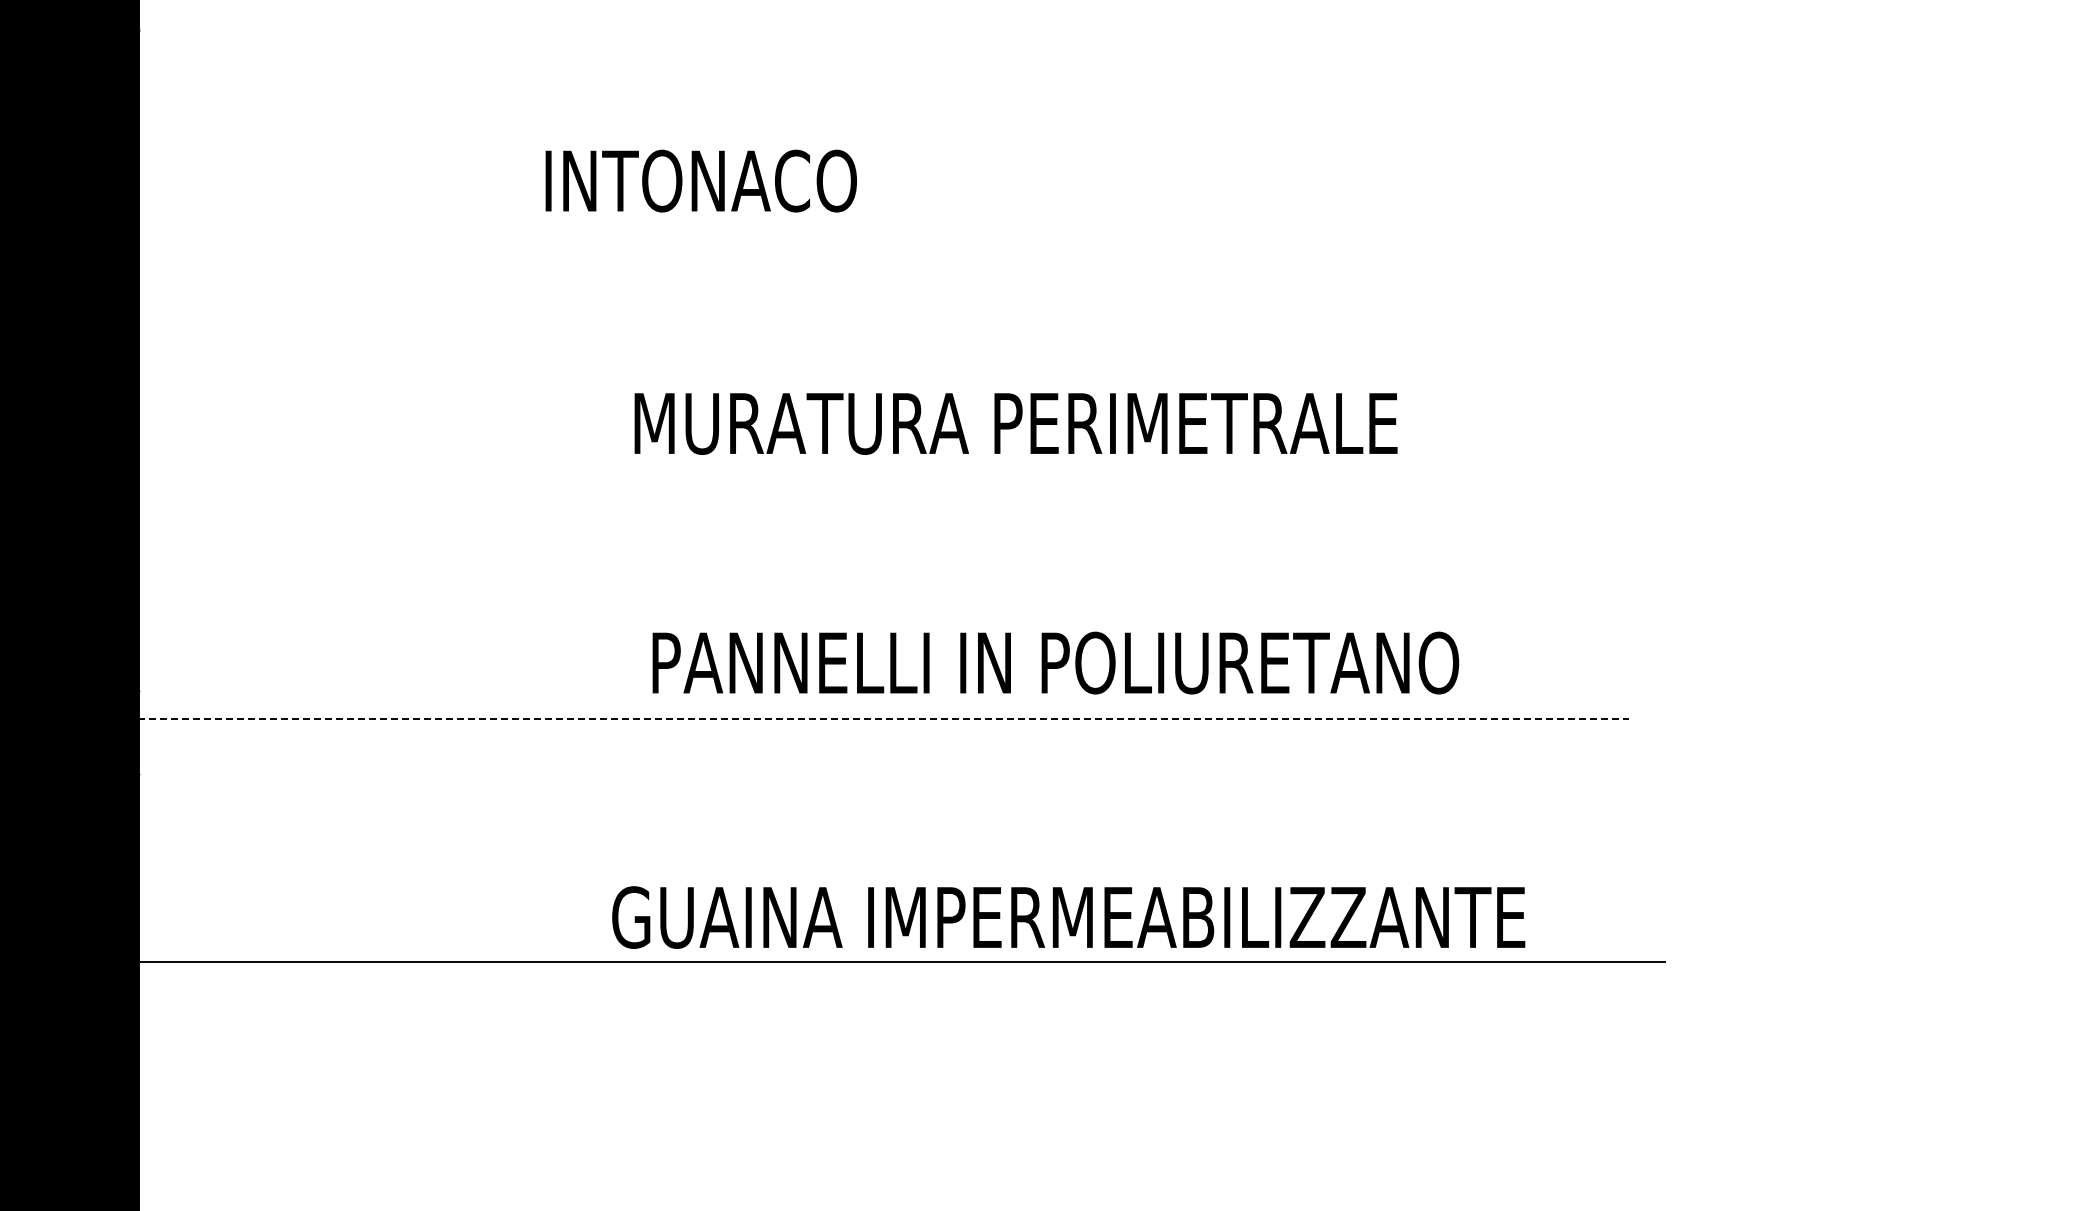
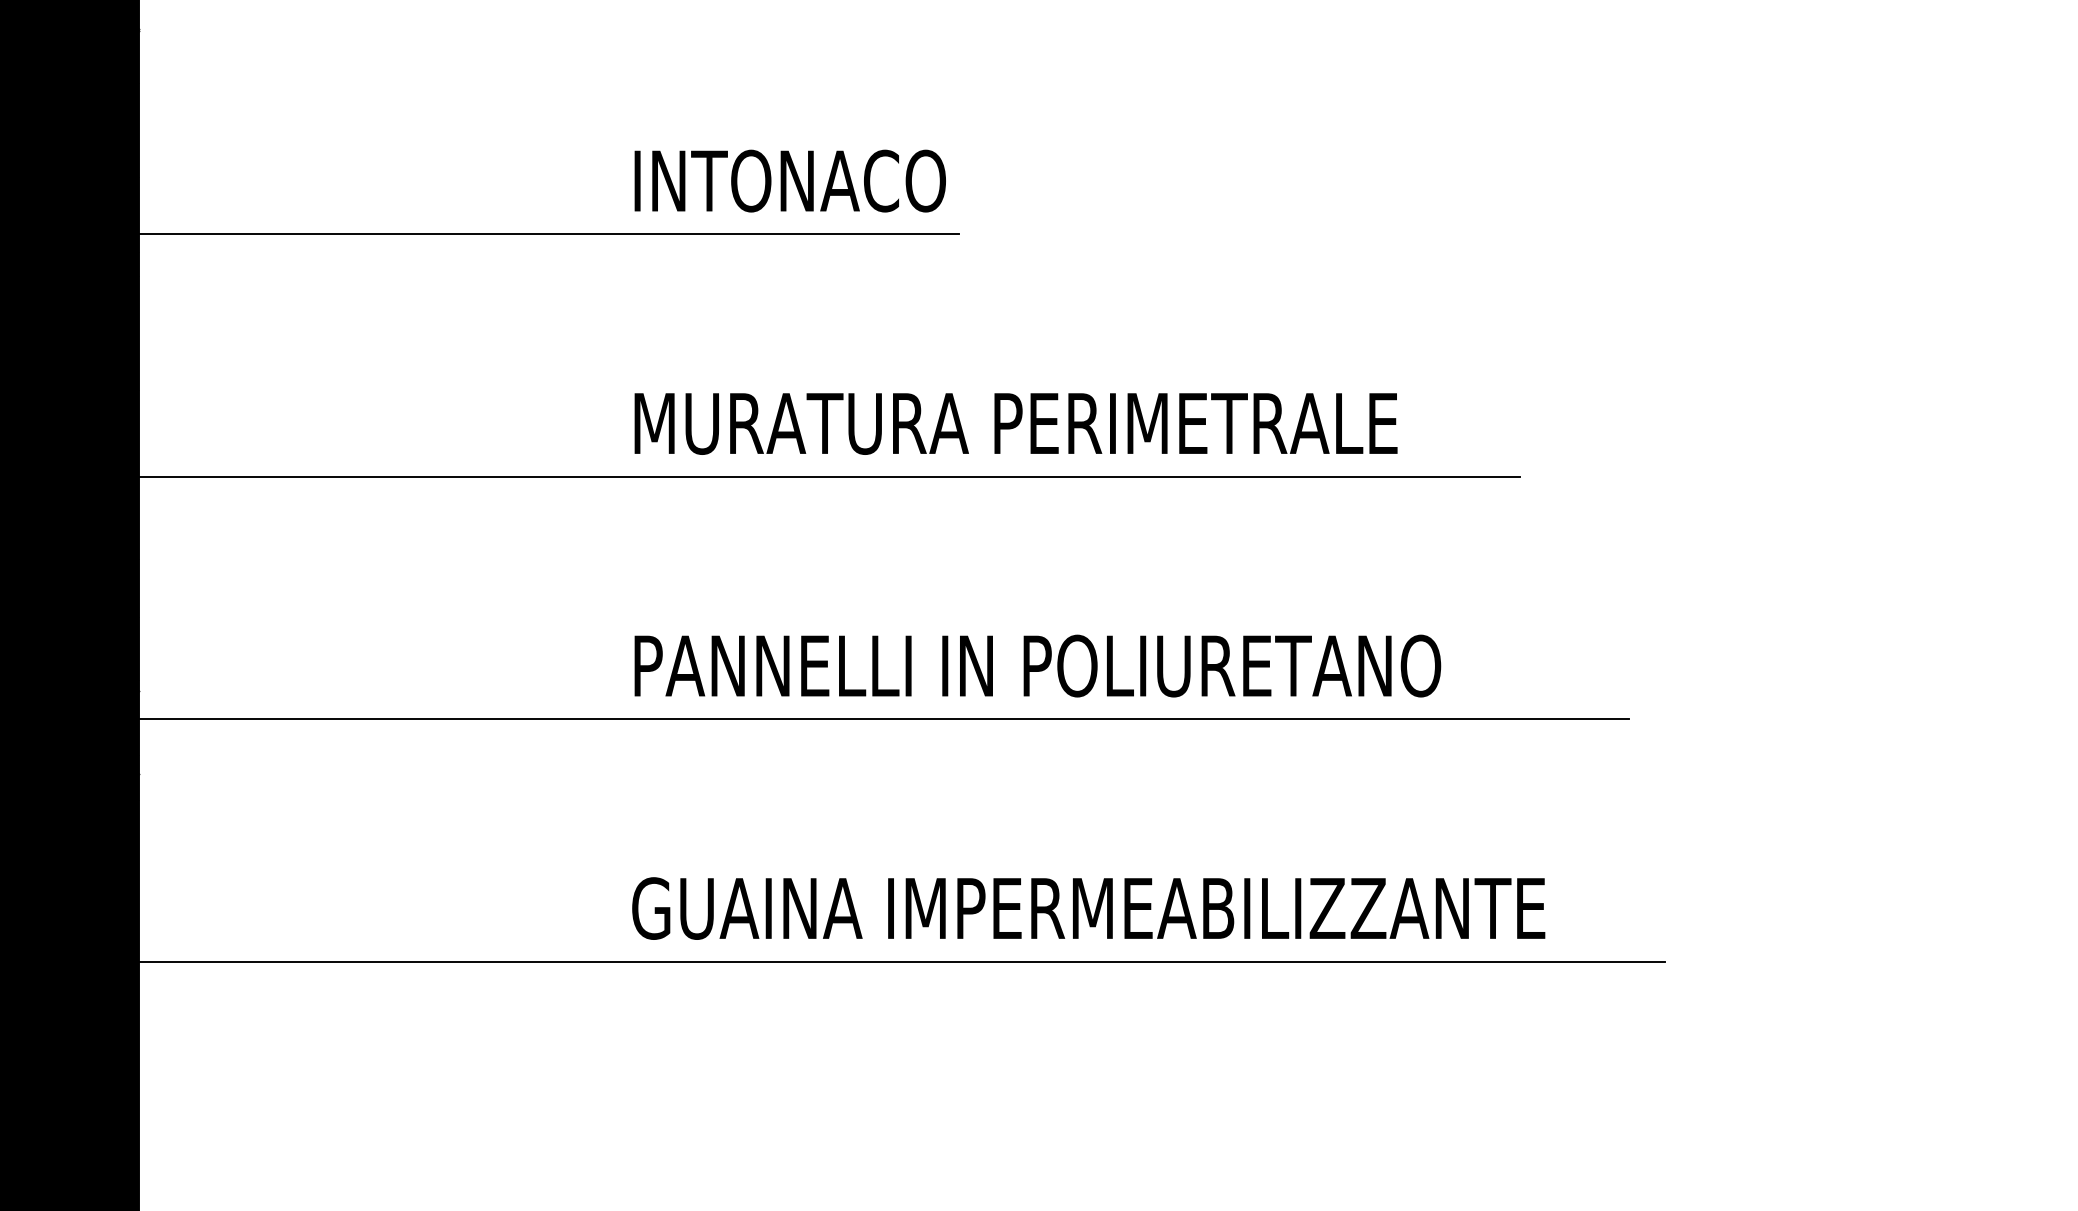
text position: (700, 180) -> (789, 180) (789, 180)
line: none -> present (540, 234)
line: none -> present (761, 476)
text position: (1055, 662) -> (1037, 665) (1037, 665)
line: dashed -> solid (815, 719)
text position: (1068, 917) -> (1088, 908) (1088, 908)
